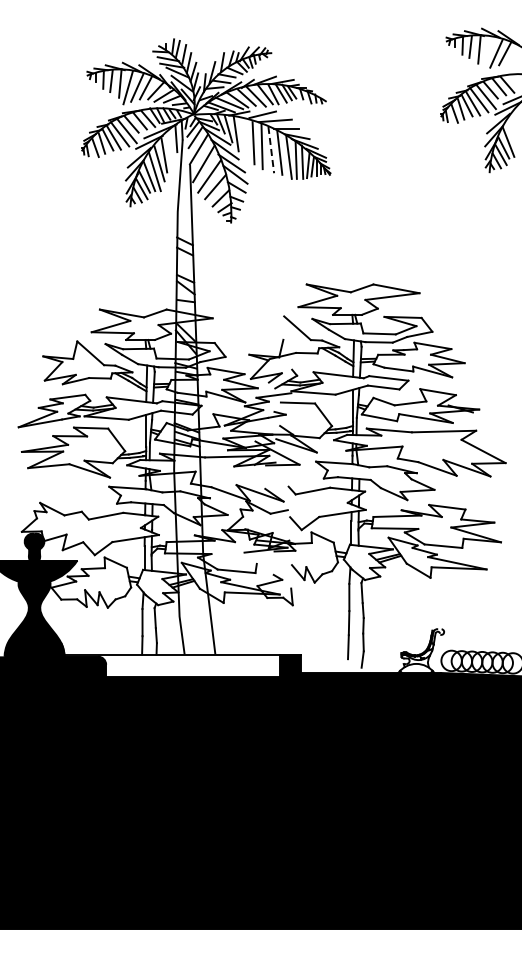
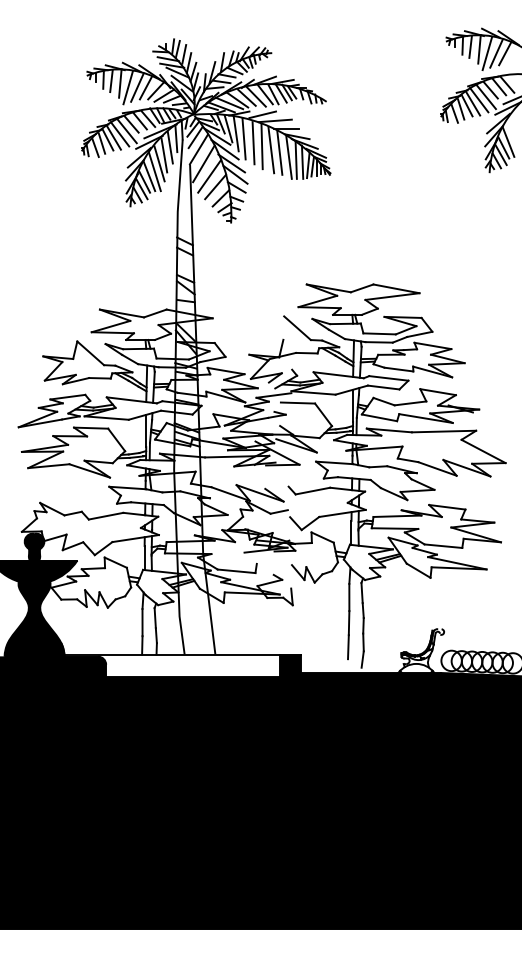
line: none -> present (487, 53)
line: none -> present (243, 138)
line: none -> present (169, 147)
line: dashed -> solid (271, 150)
